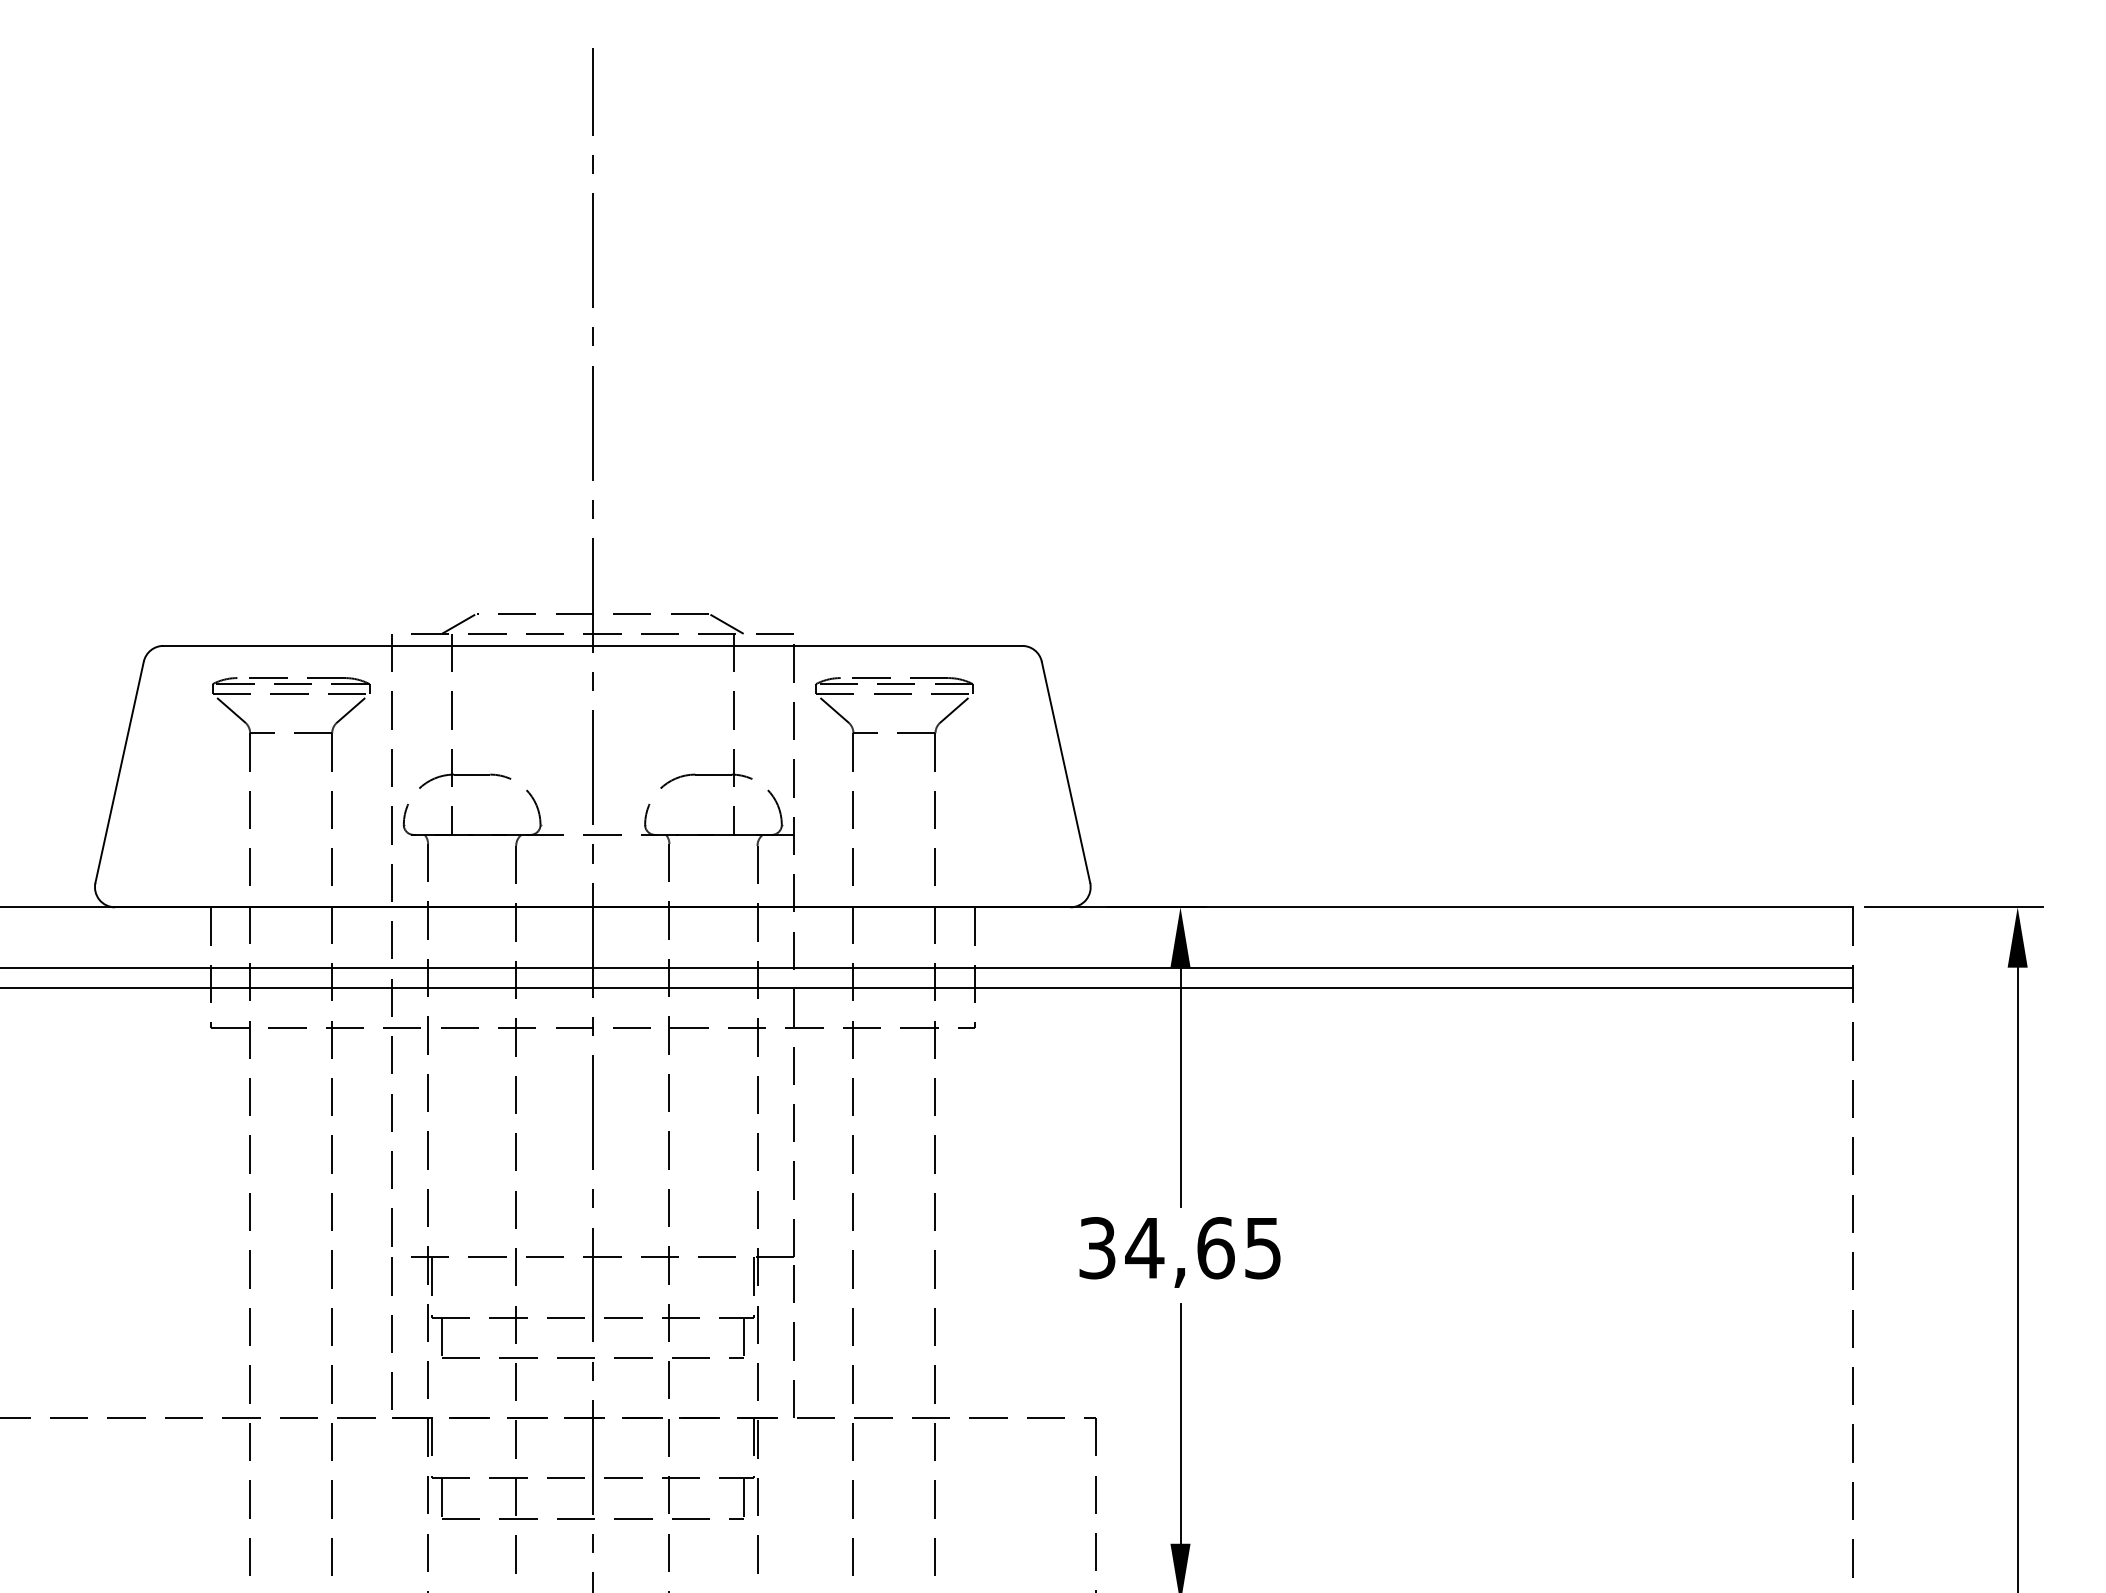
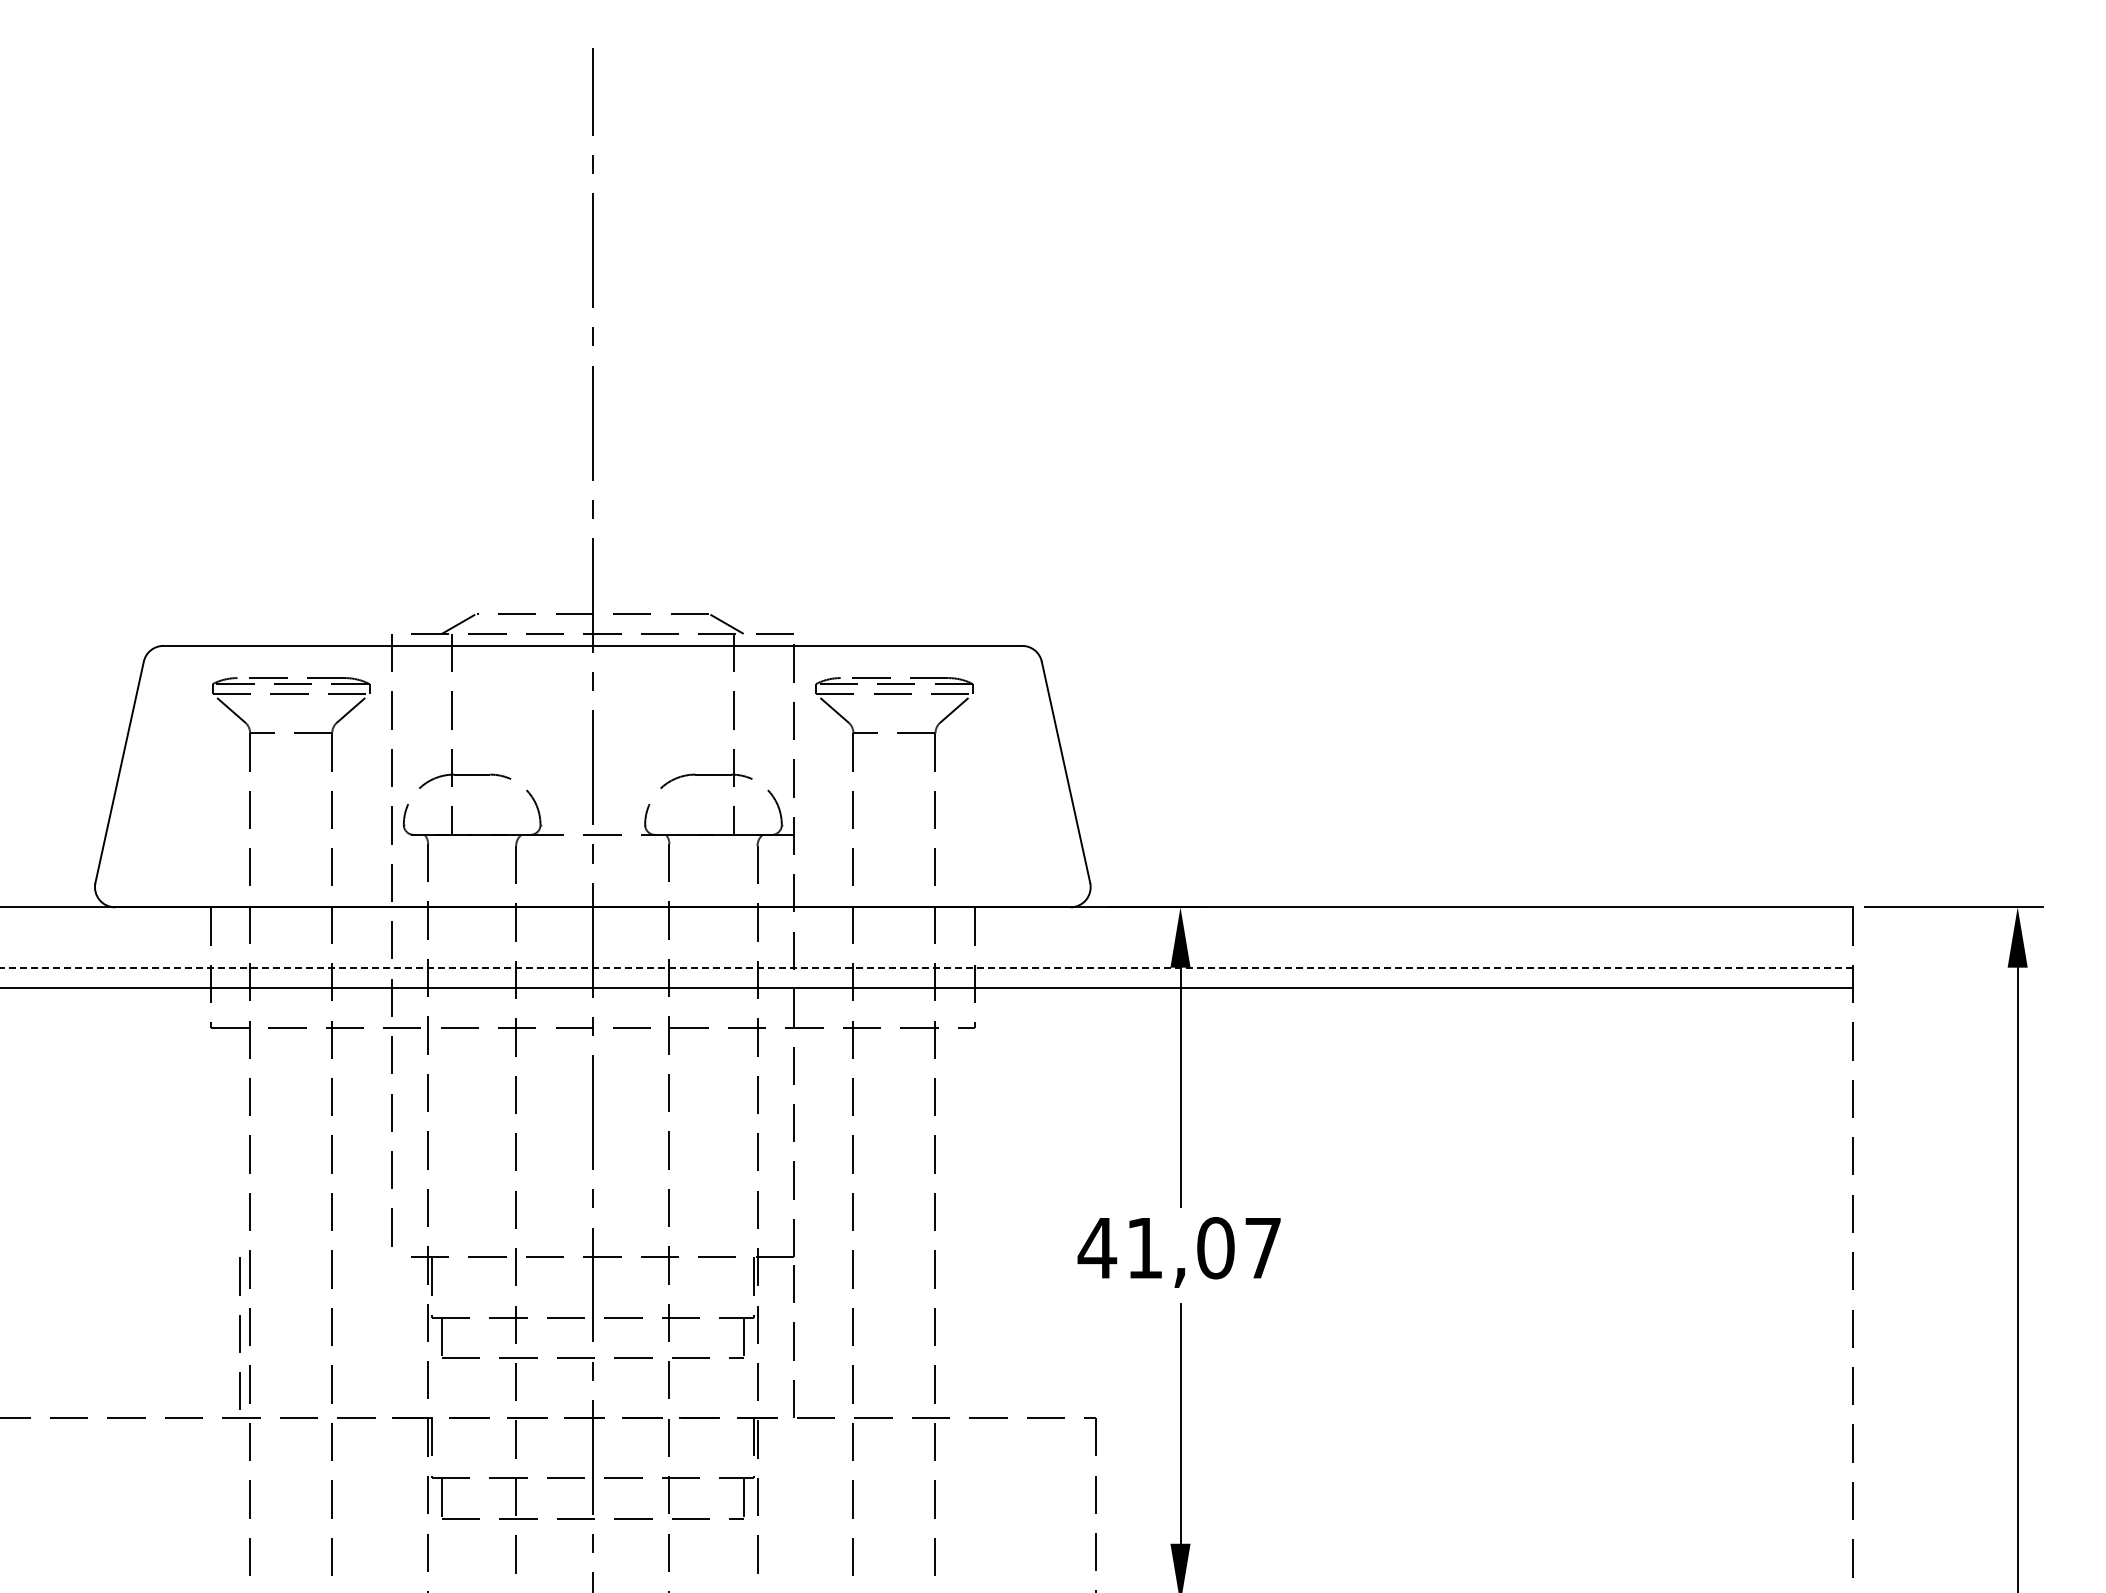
line: solid -> dashed (926, 967)
text: 34,65 -> 41,07 (1178, 1248)
line position: (391, 1333) -> (239, 1333) (239, 1333)
